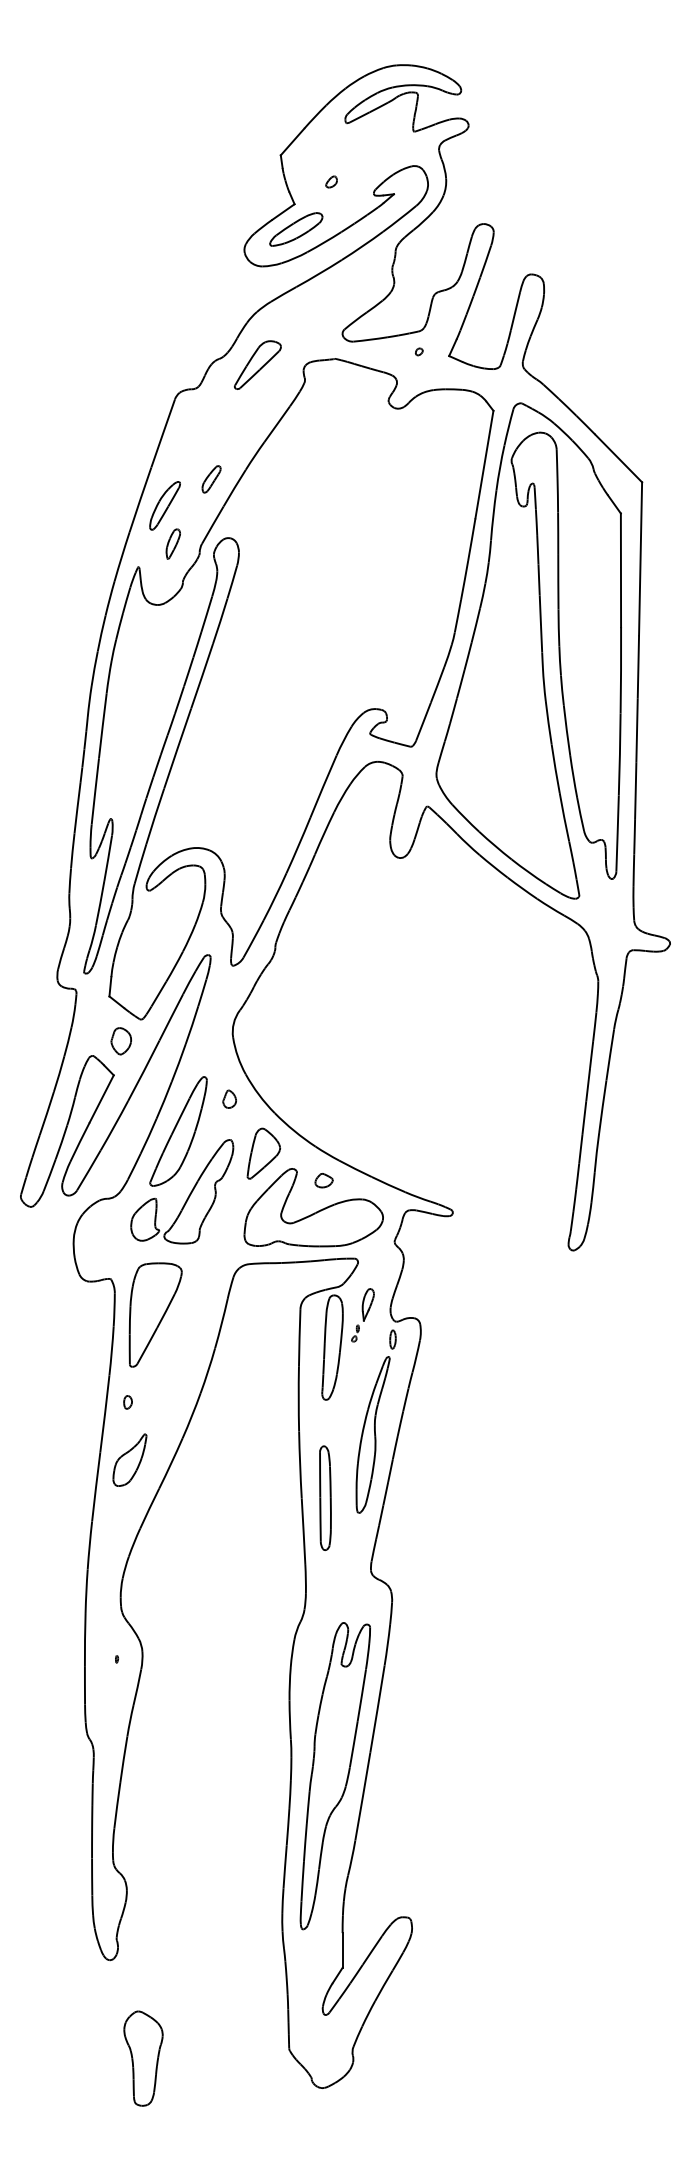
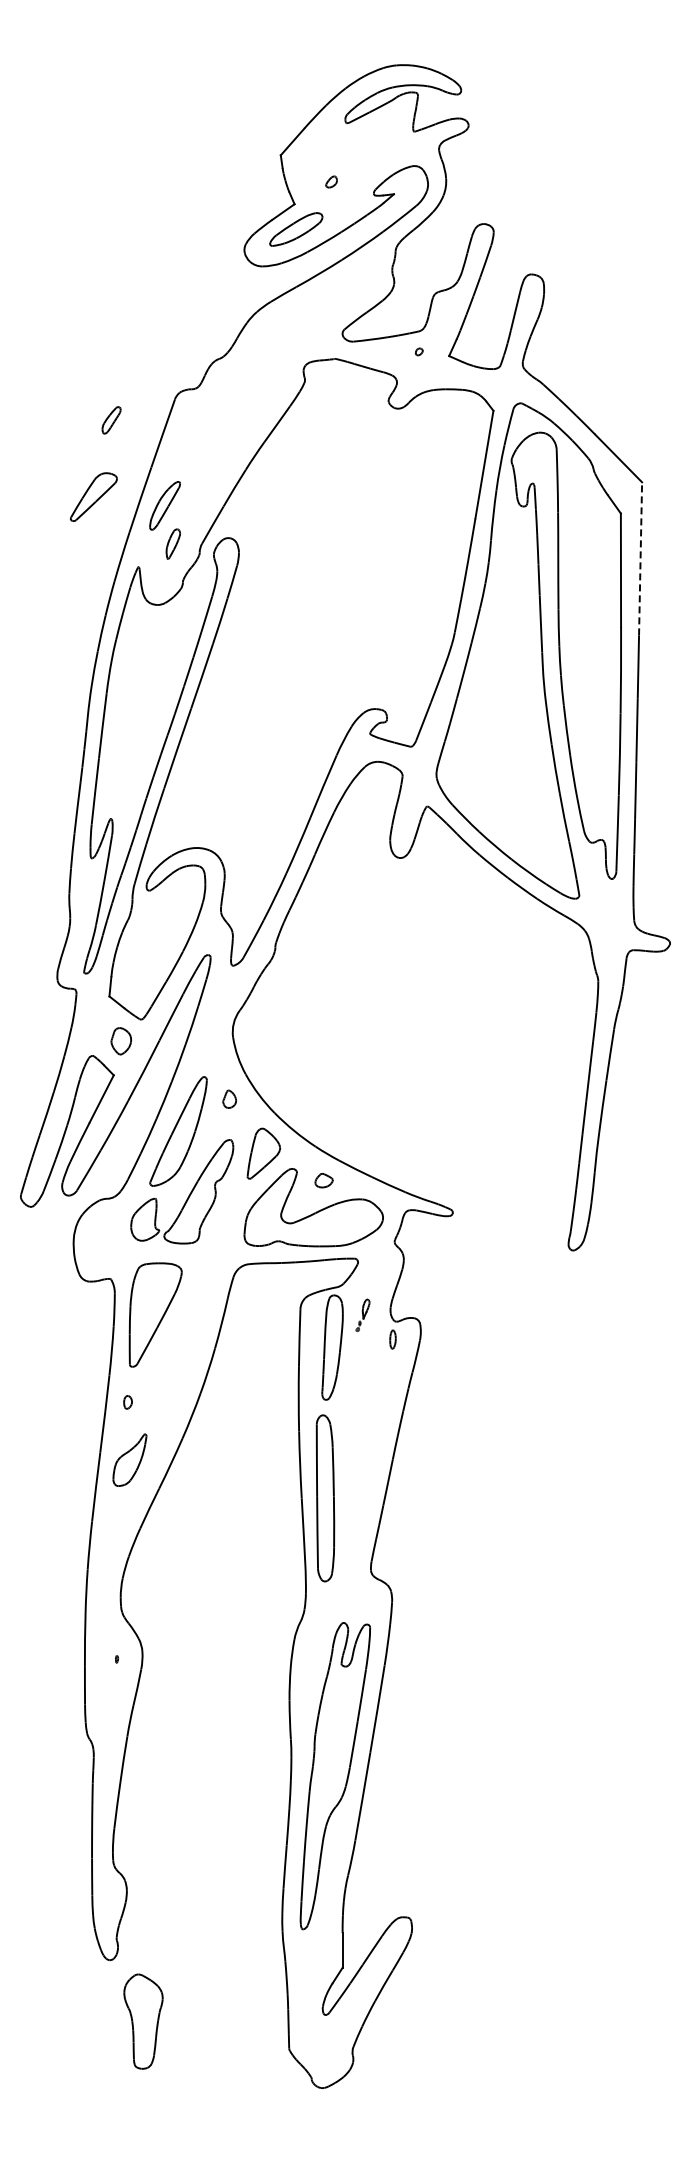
part position: (257, 364) -> (93, 496) (93, 496)
part position: (211, 479) -> (111, 420) (111, 420)
line: solid -> dashed (640, 558)
part size: 24x55 px -> 16x34 px (362, 1314)
part: present -> none (372, 1434)
part size: 13x106 px -> 21x169 px (325, 1498)
part position: (143, 2058) -> (143, 2021) (143, 2021)
